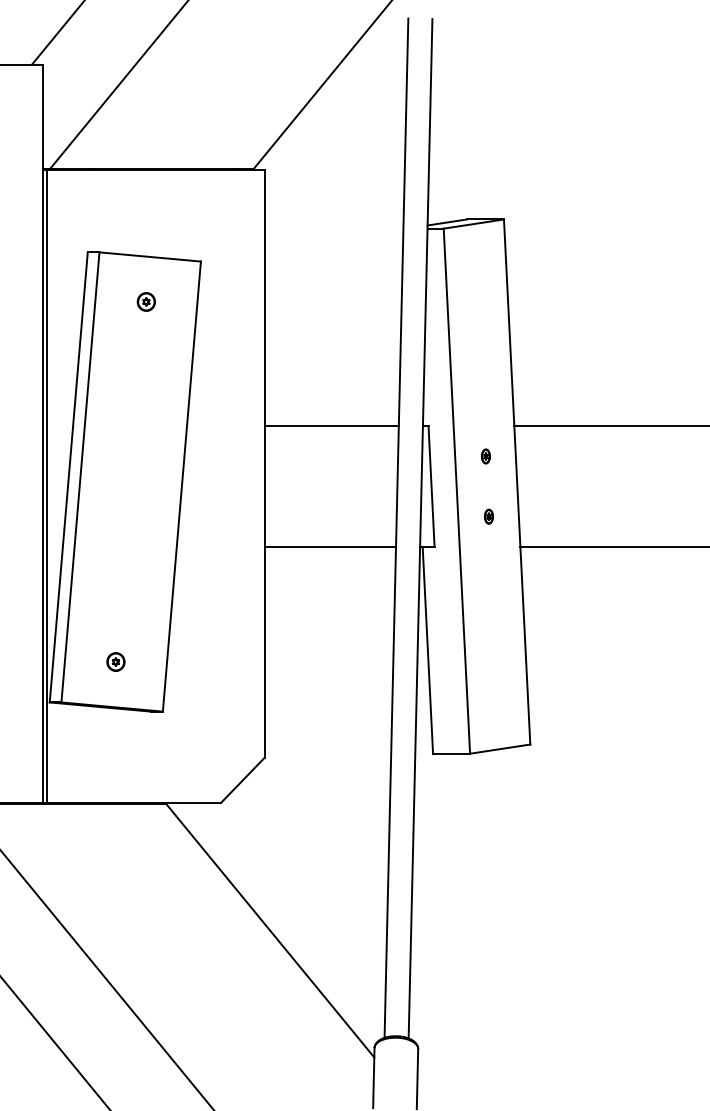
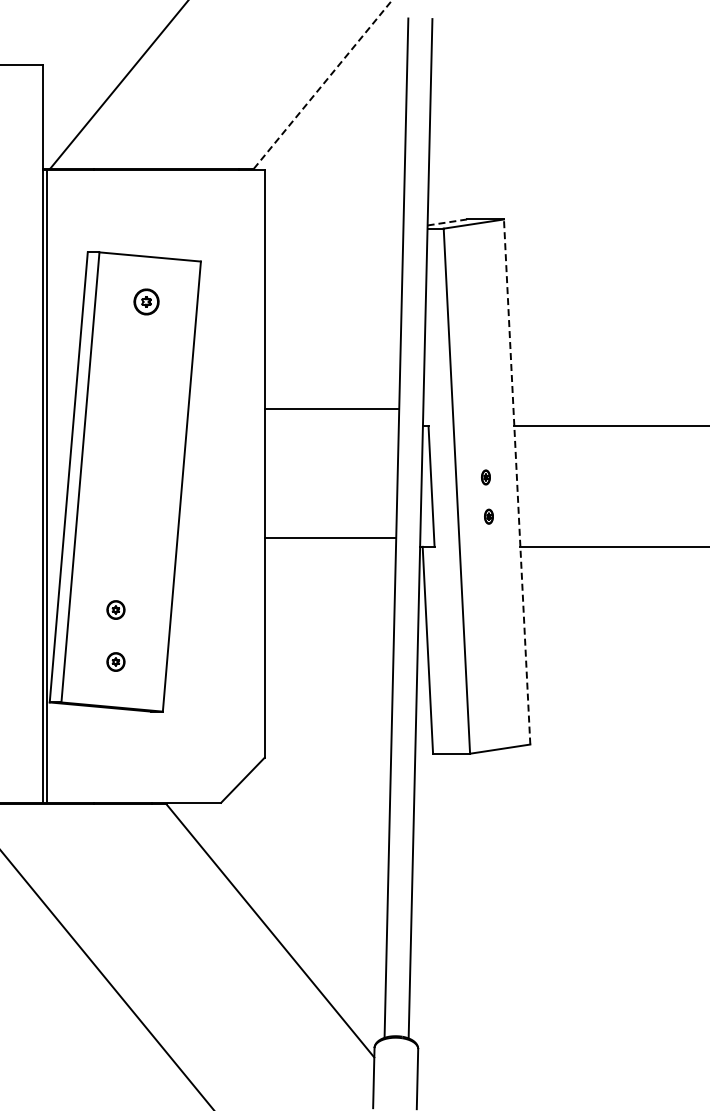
line: present -> none (57, 33)
line: solid -> dashed (323, 84)
line: solid -> dashed (447, 222)
part size: 20x20 px -> 27x28 px (146, 301)
line position: (331, 426) -> (331, 409) (331, 409)
part position: (485, 456) -> (485, 477) (485, 477)
line: solid -> dashed (517, 482)
line position: (330, 546) -> (330, 537) (330, 537)
part: none -> present (115, 609)
line: present -> none (55, 1042)
